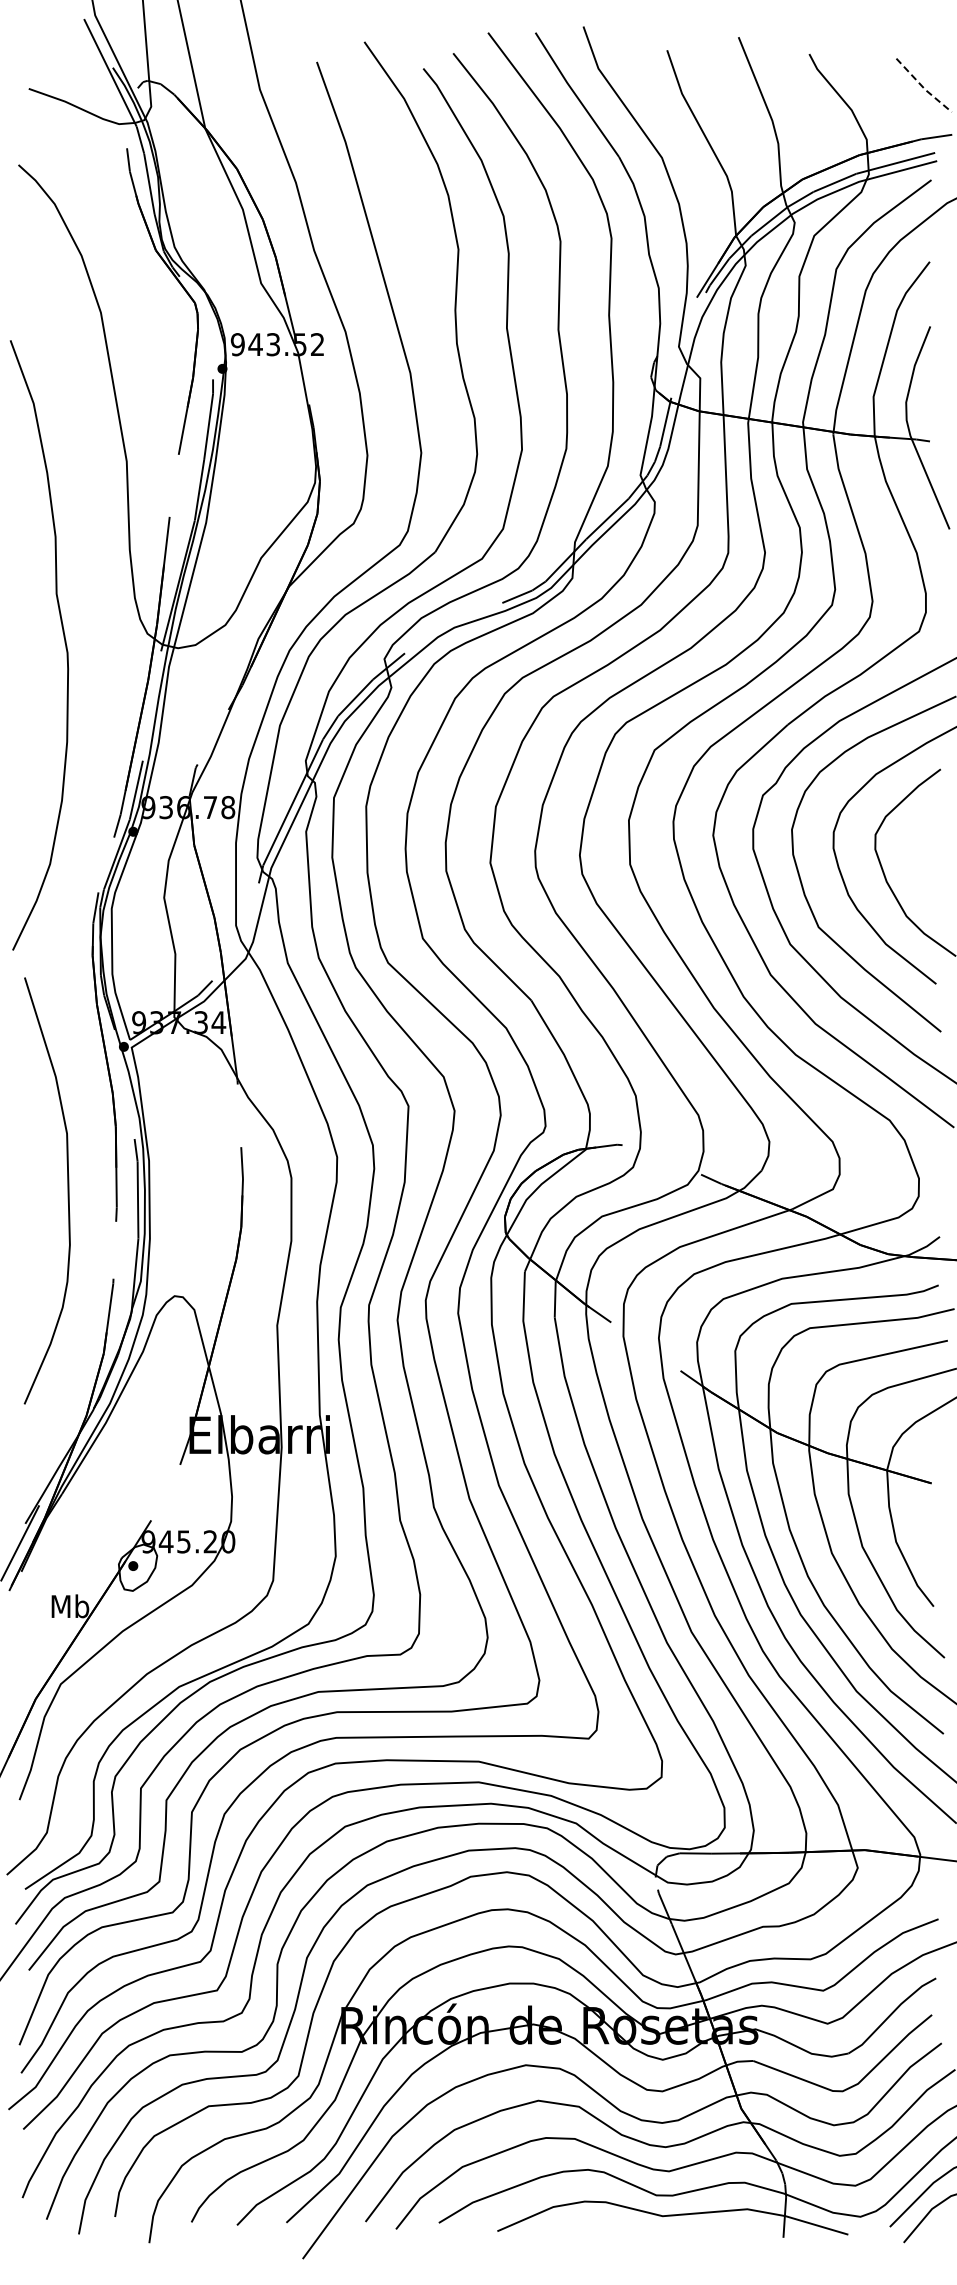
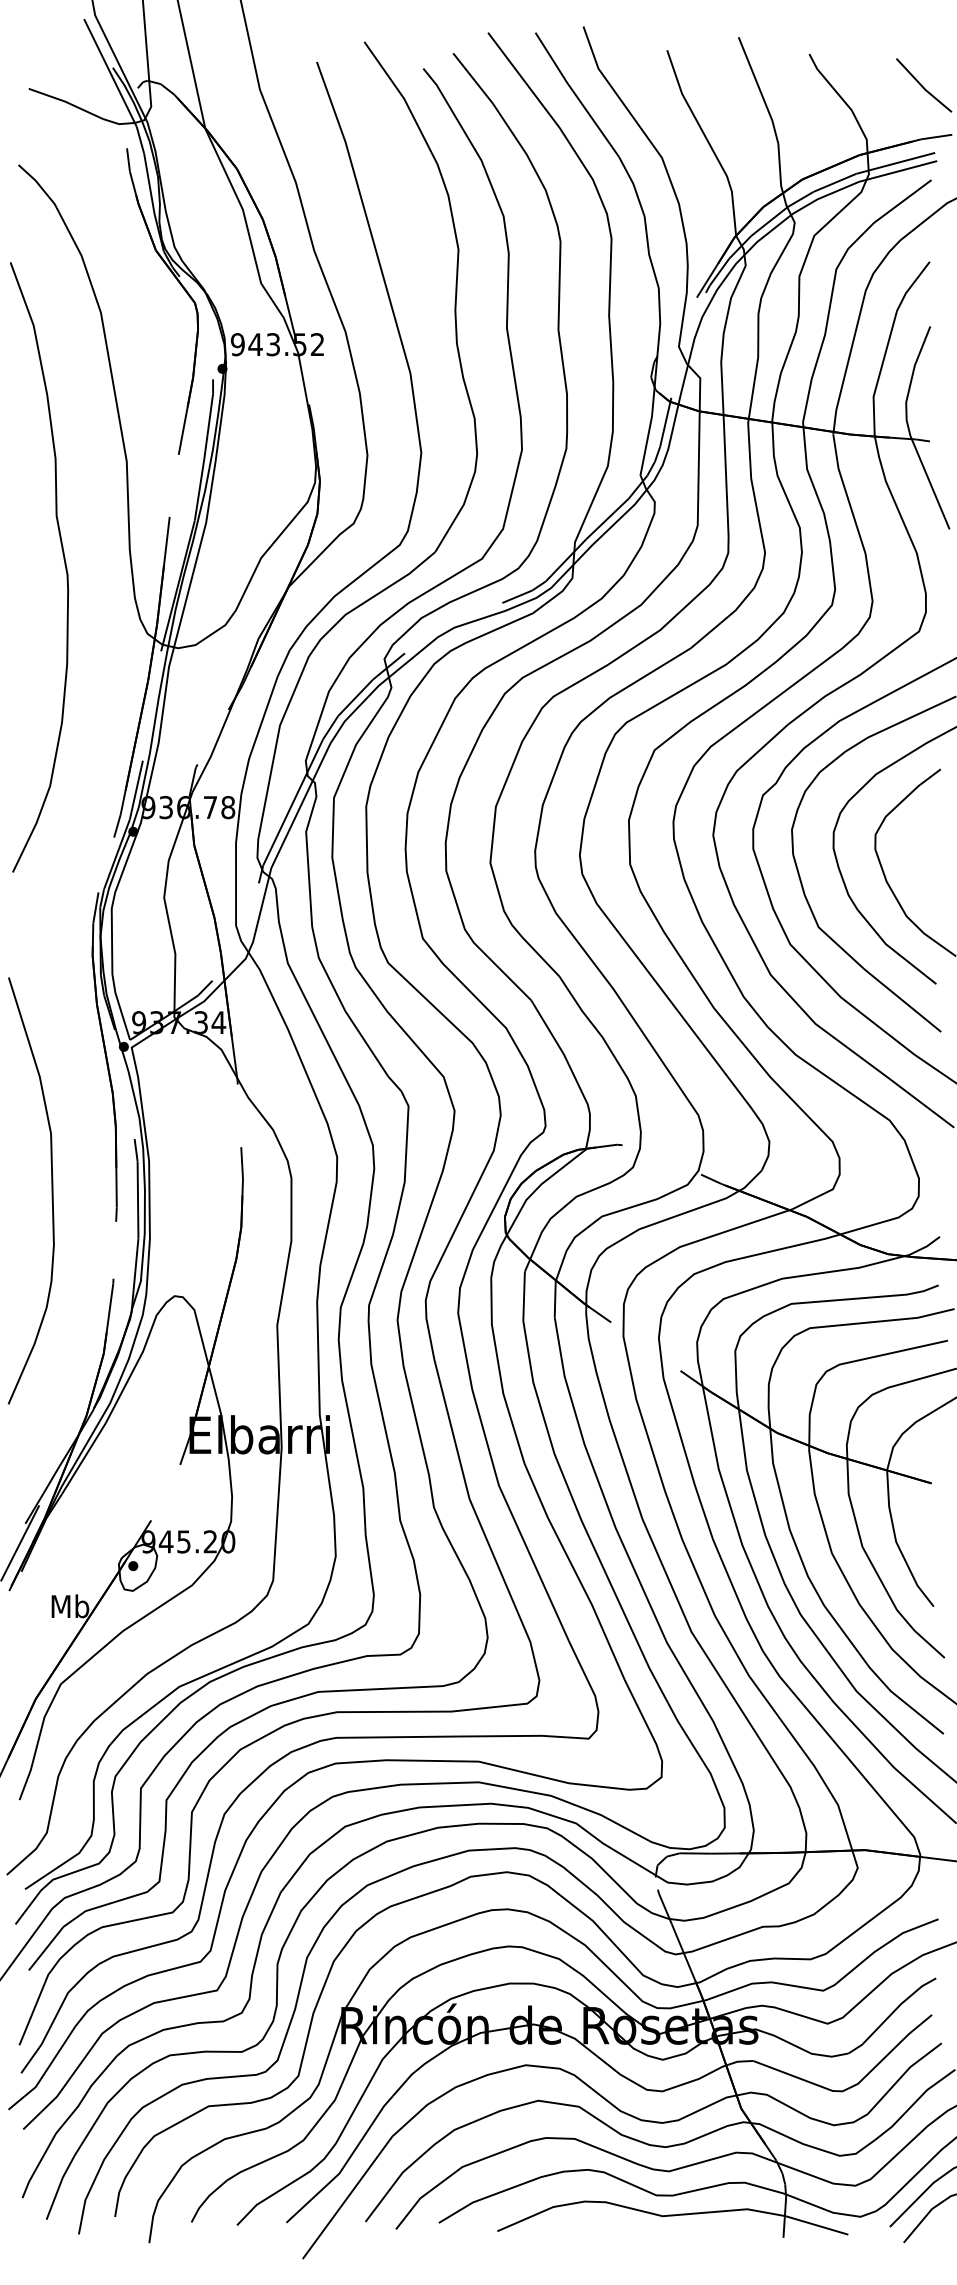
line: dashed -> solid (923, 87)
curve position: (64, 643) -> (64, 565) (64, 565)
curve position: (67, 1190) -> (51, 1190) (51, 1190)
